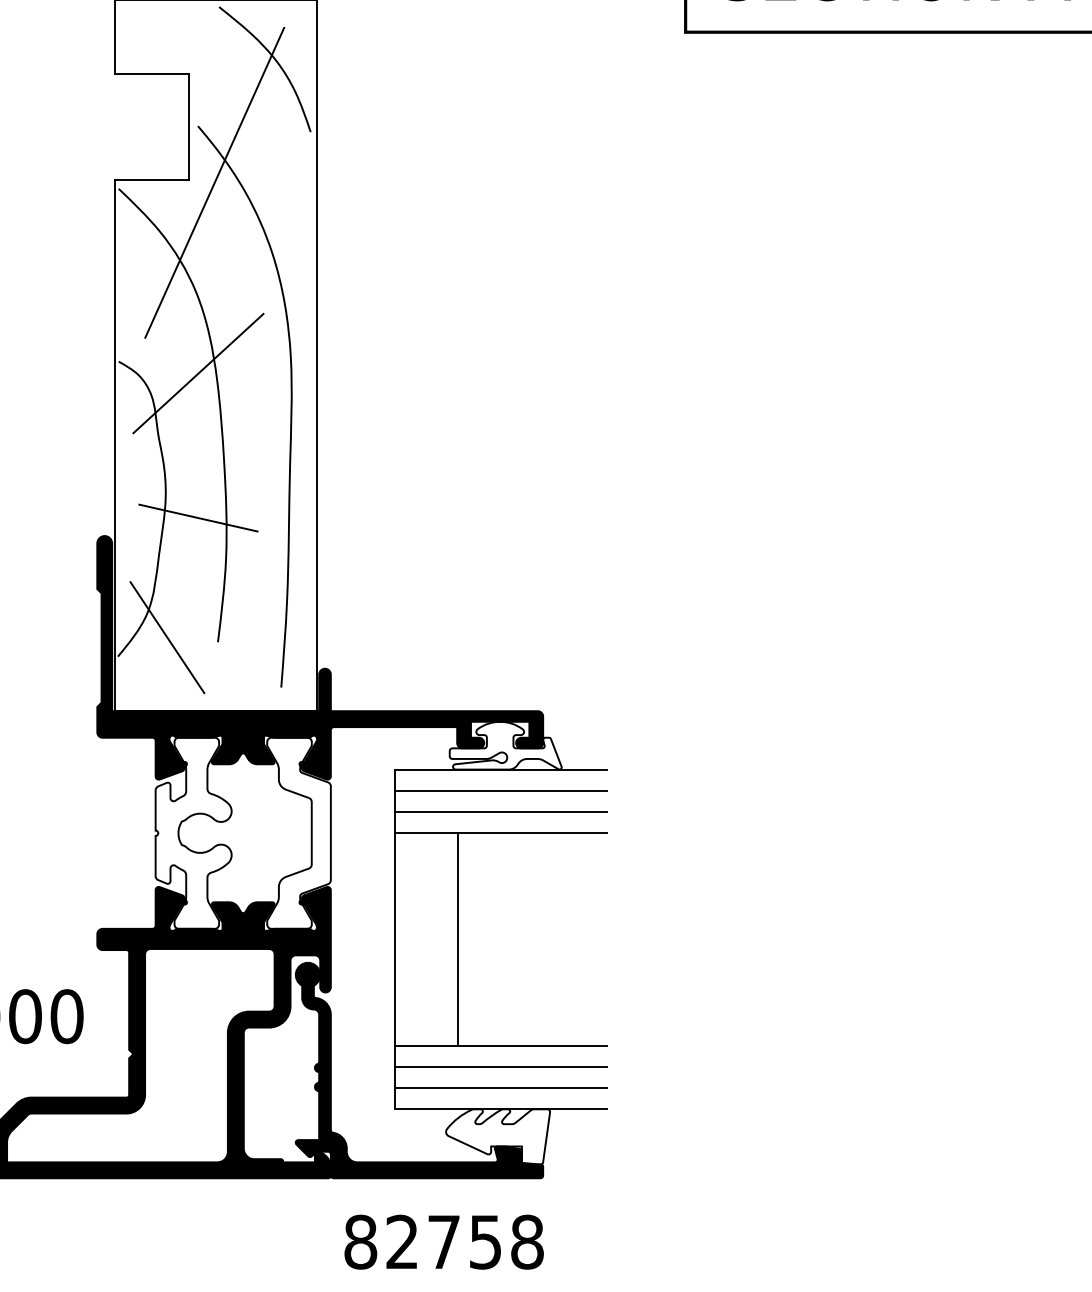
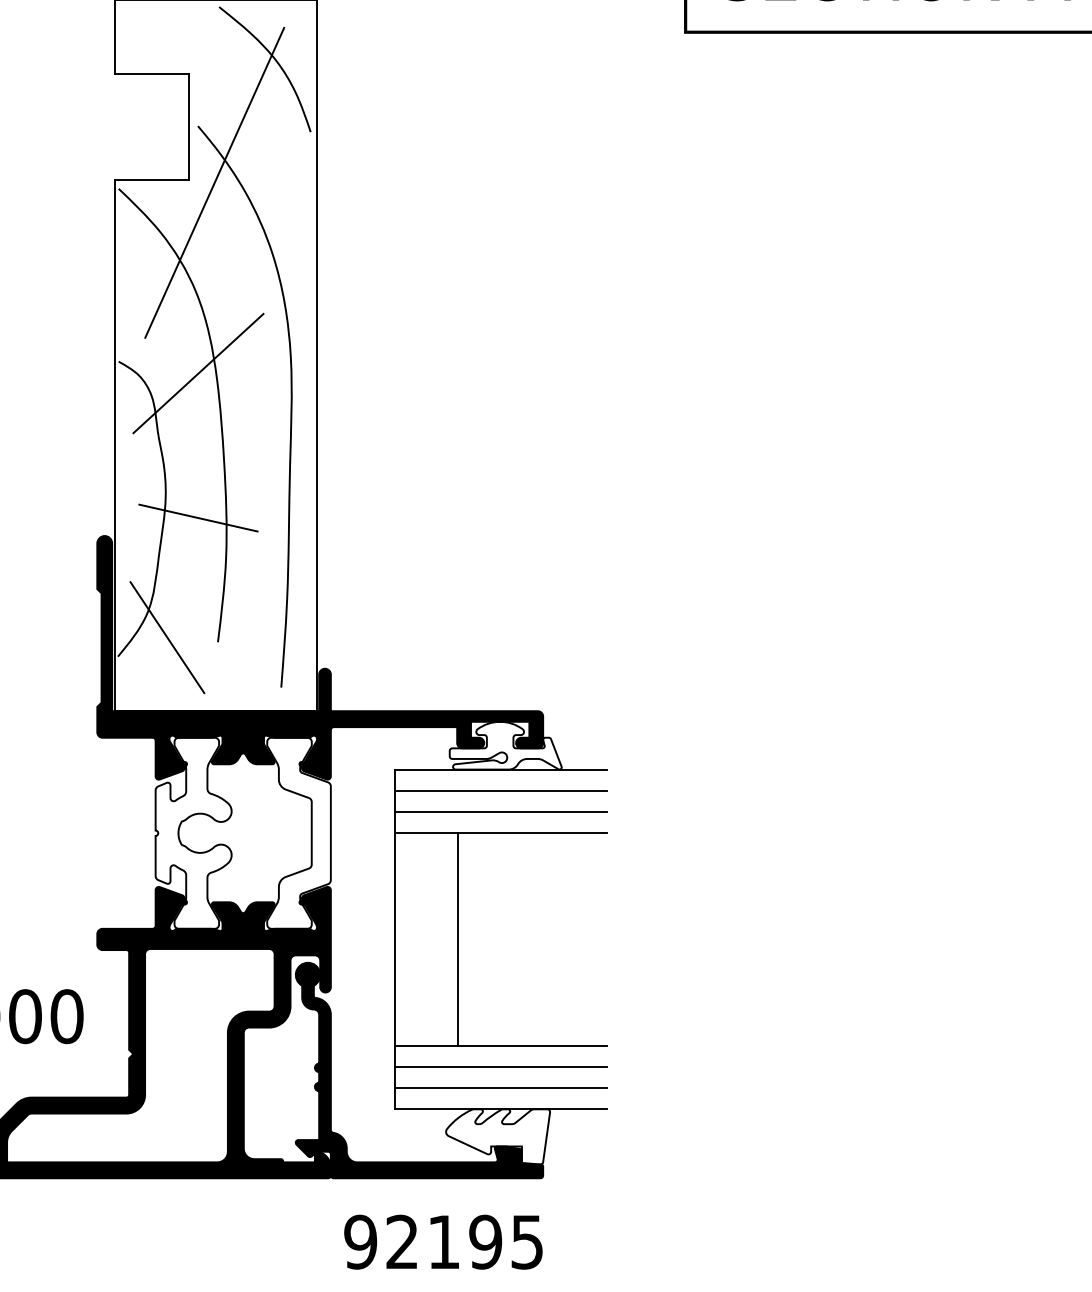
text: 82758 -> 92195 (443, 1241)
